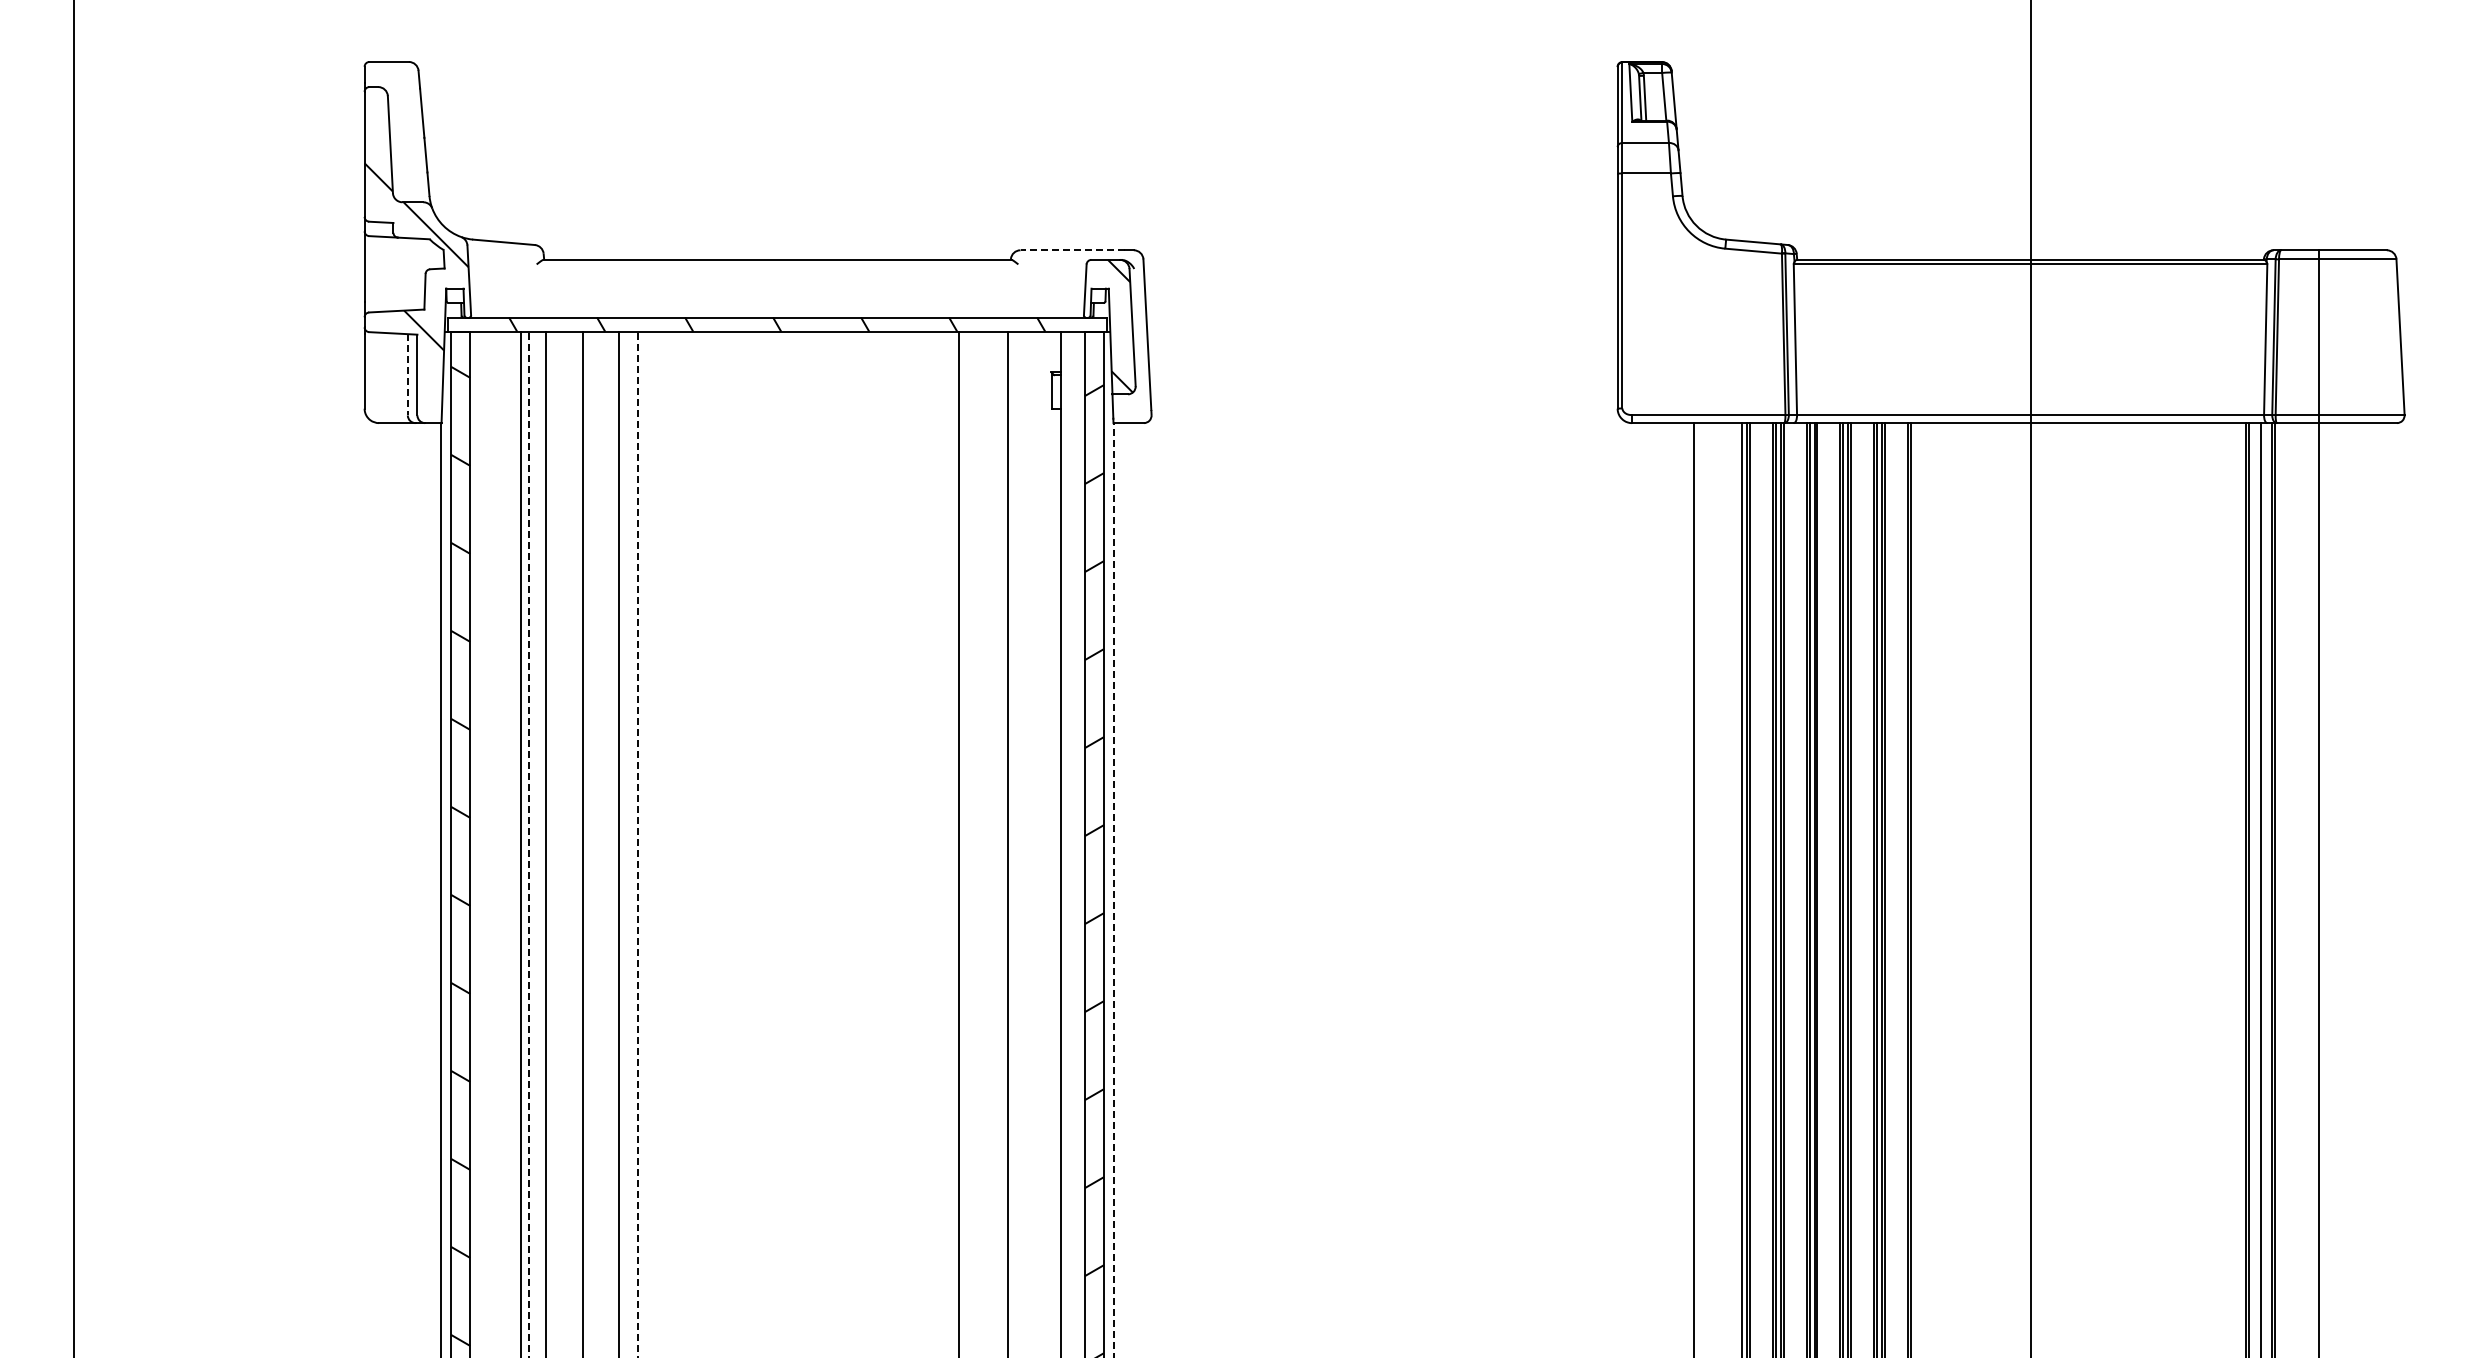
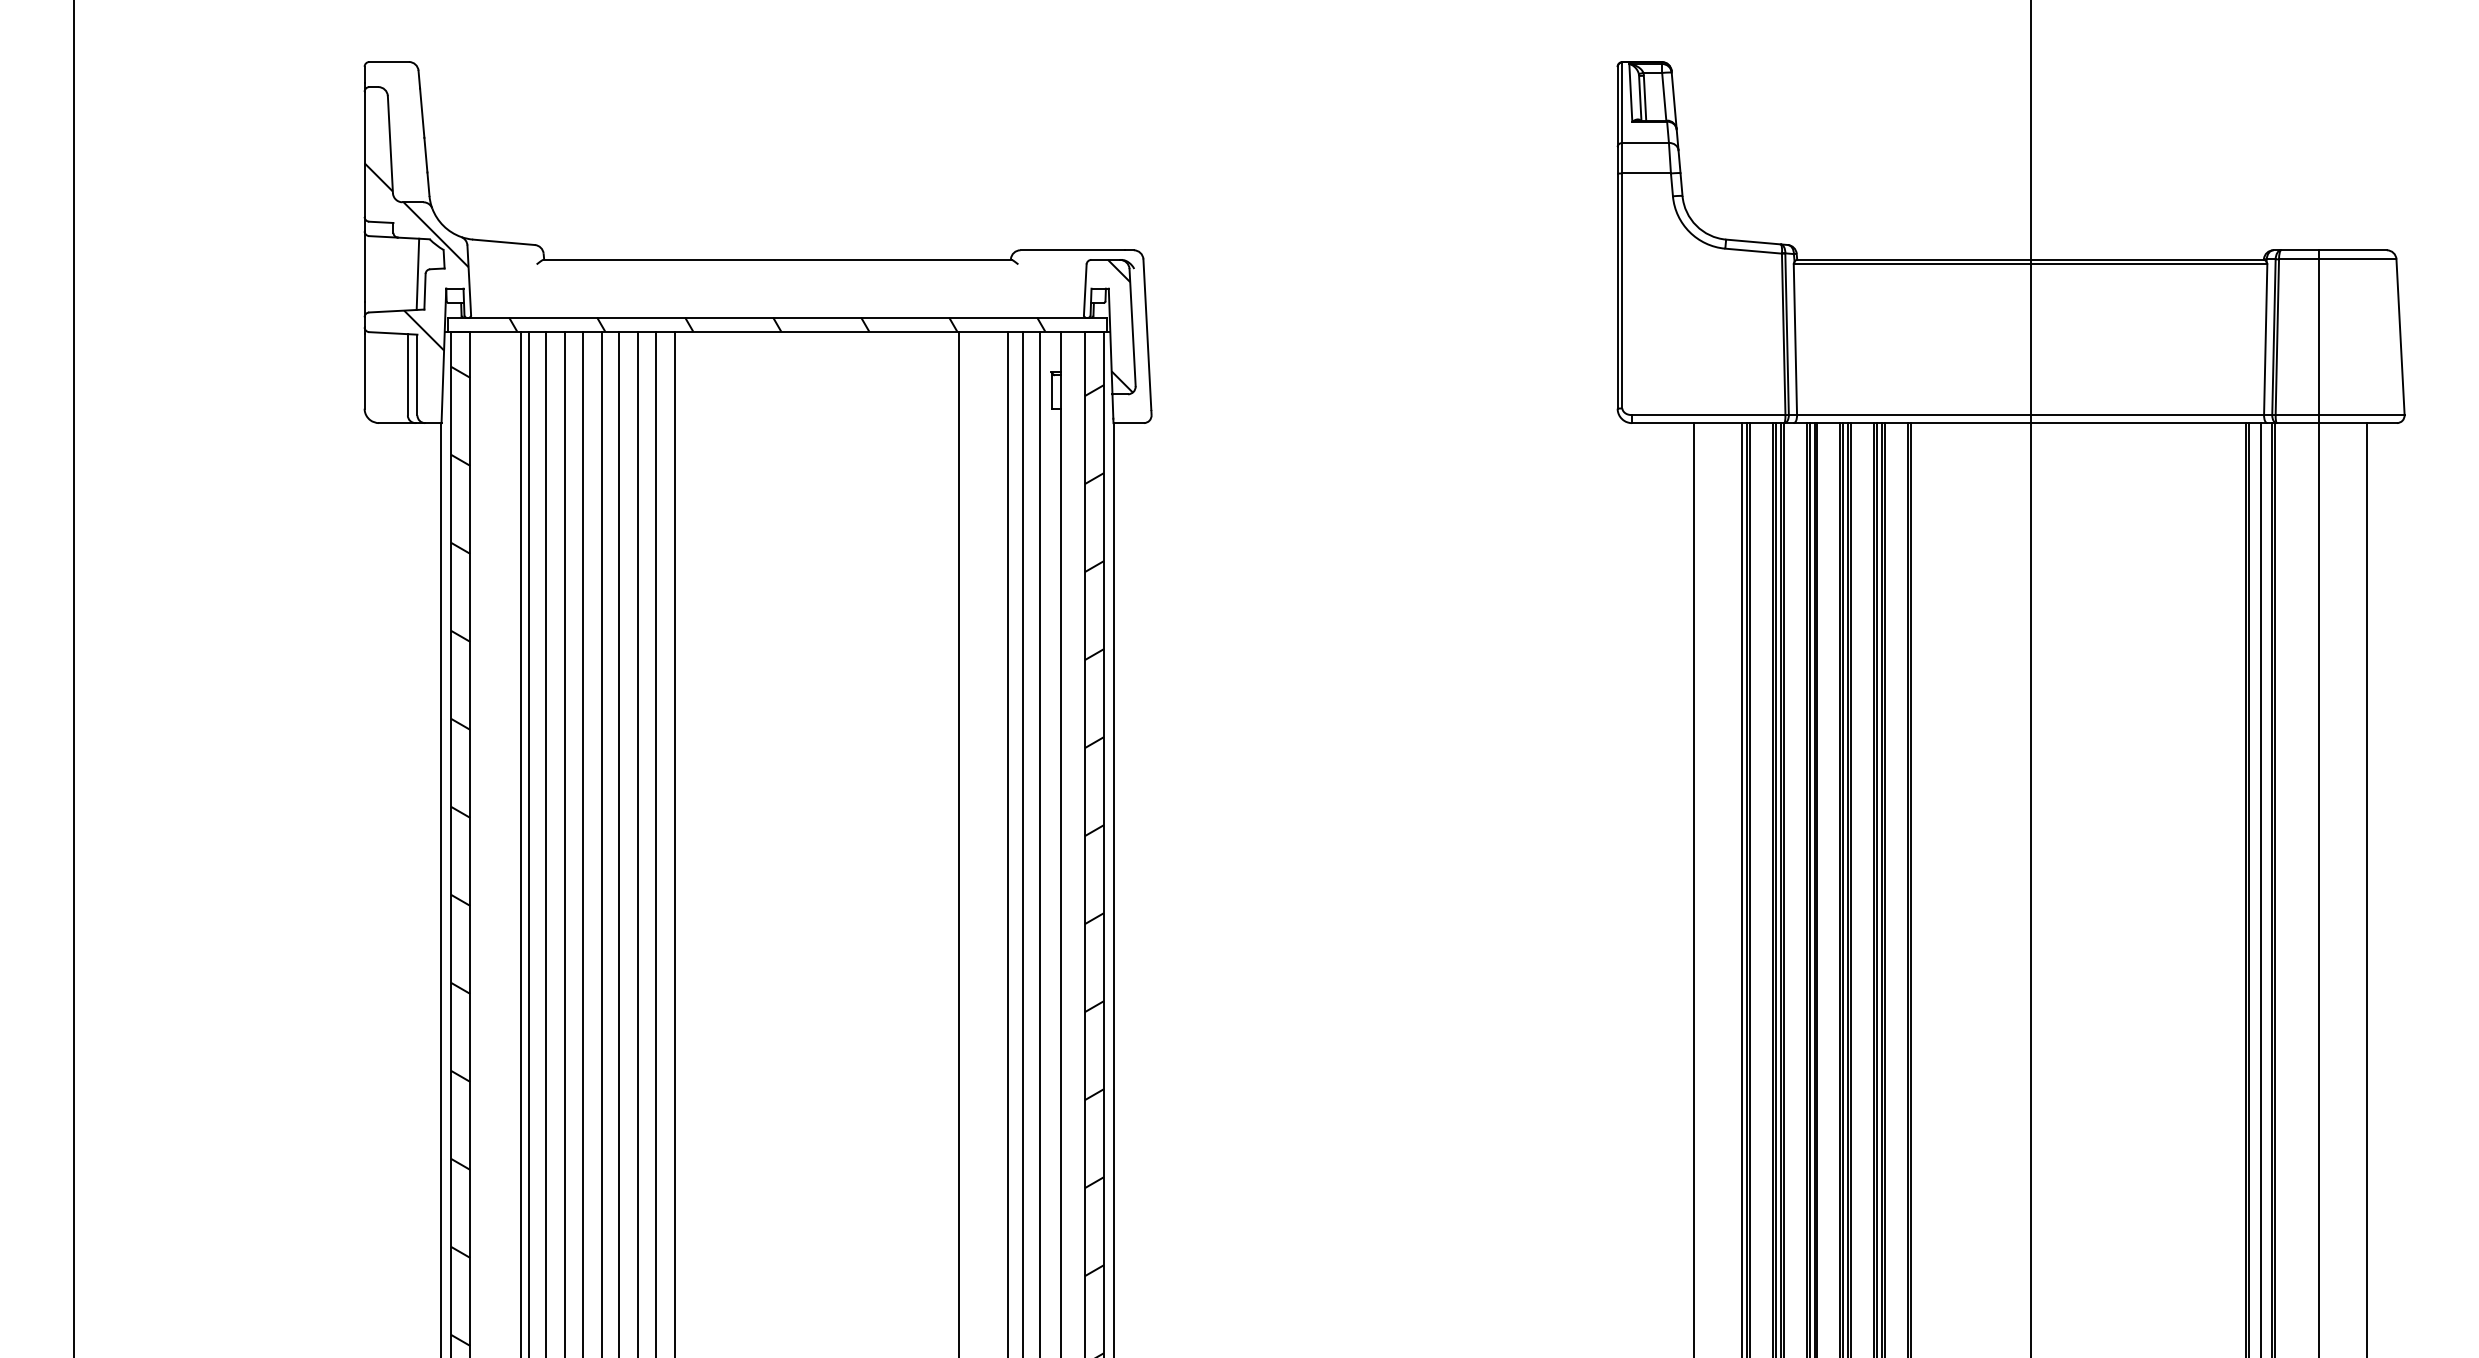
line: dashed -> solid (1072, 250)
line: none -> present (417, 273)
line: dashed -> solid (407, 374)
line: none -> present (565, 842)
line: none -> present (601, 842)
line: none -> present (655, 842)
line: none -> present (674, 842)
line: none -> present (1022, 842)
line: none -> present (1040, 842)
line: dashed -> solid (528, 844)
line: dashed -> solid (638, 844)
line: none -> present (2366, 888)
line: dashed -> solid (1113, 890)
